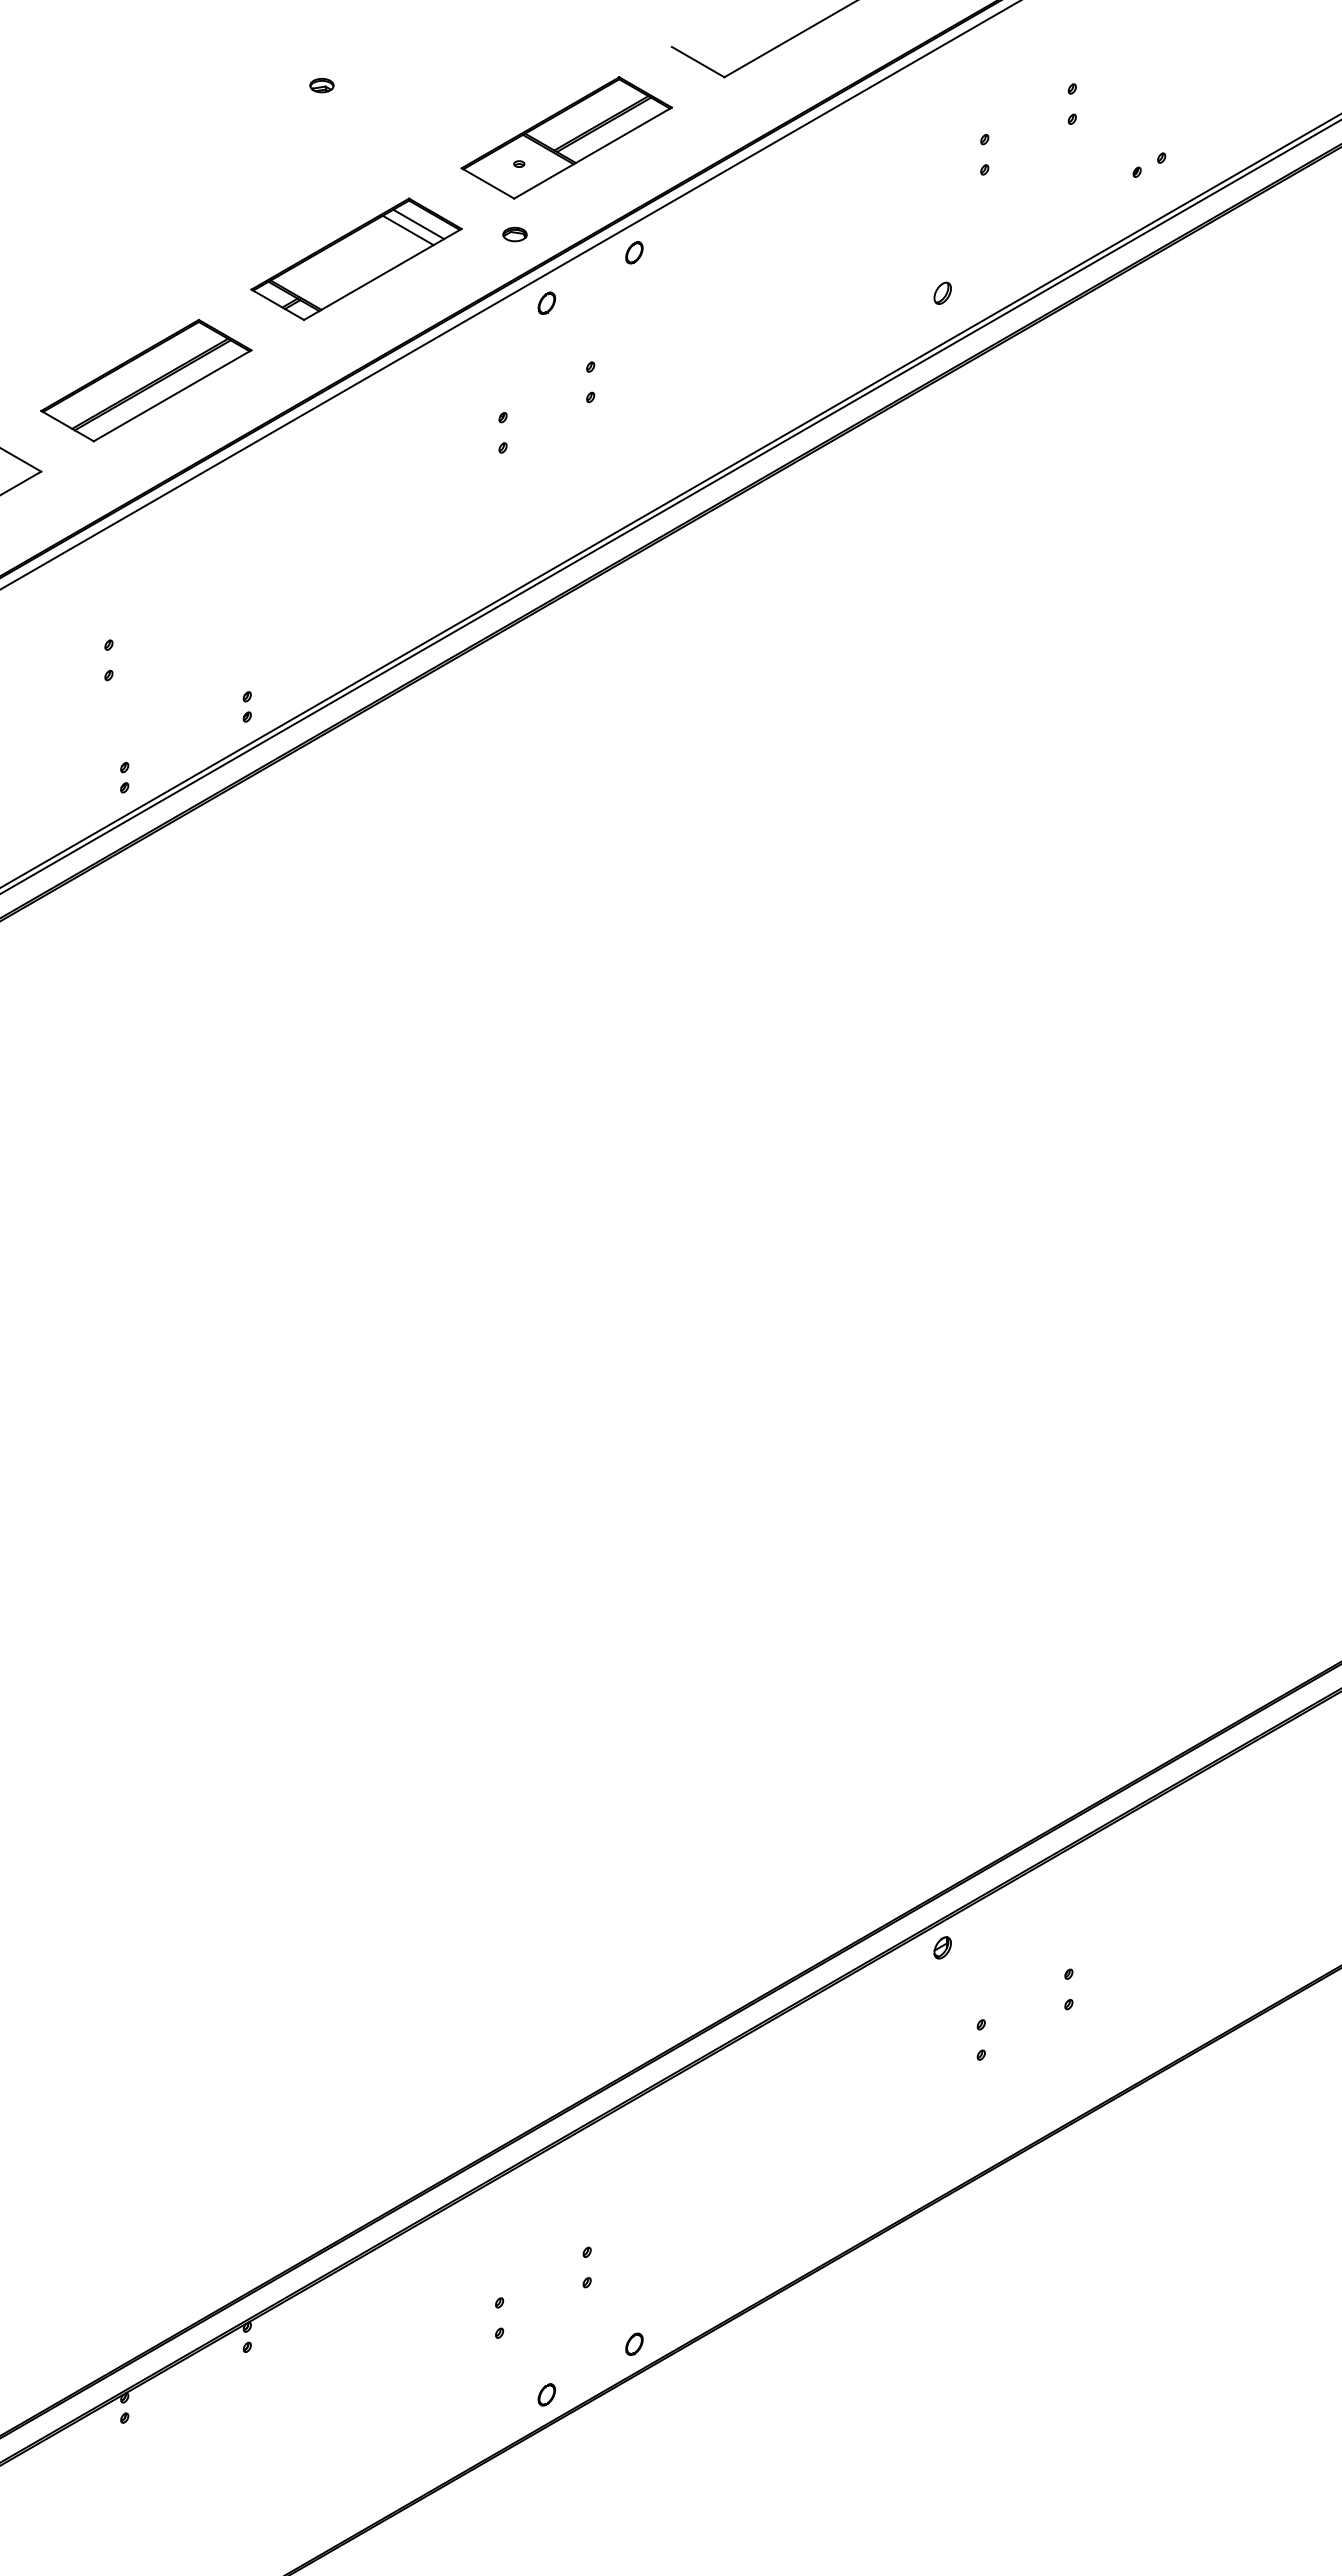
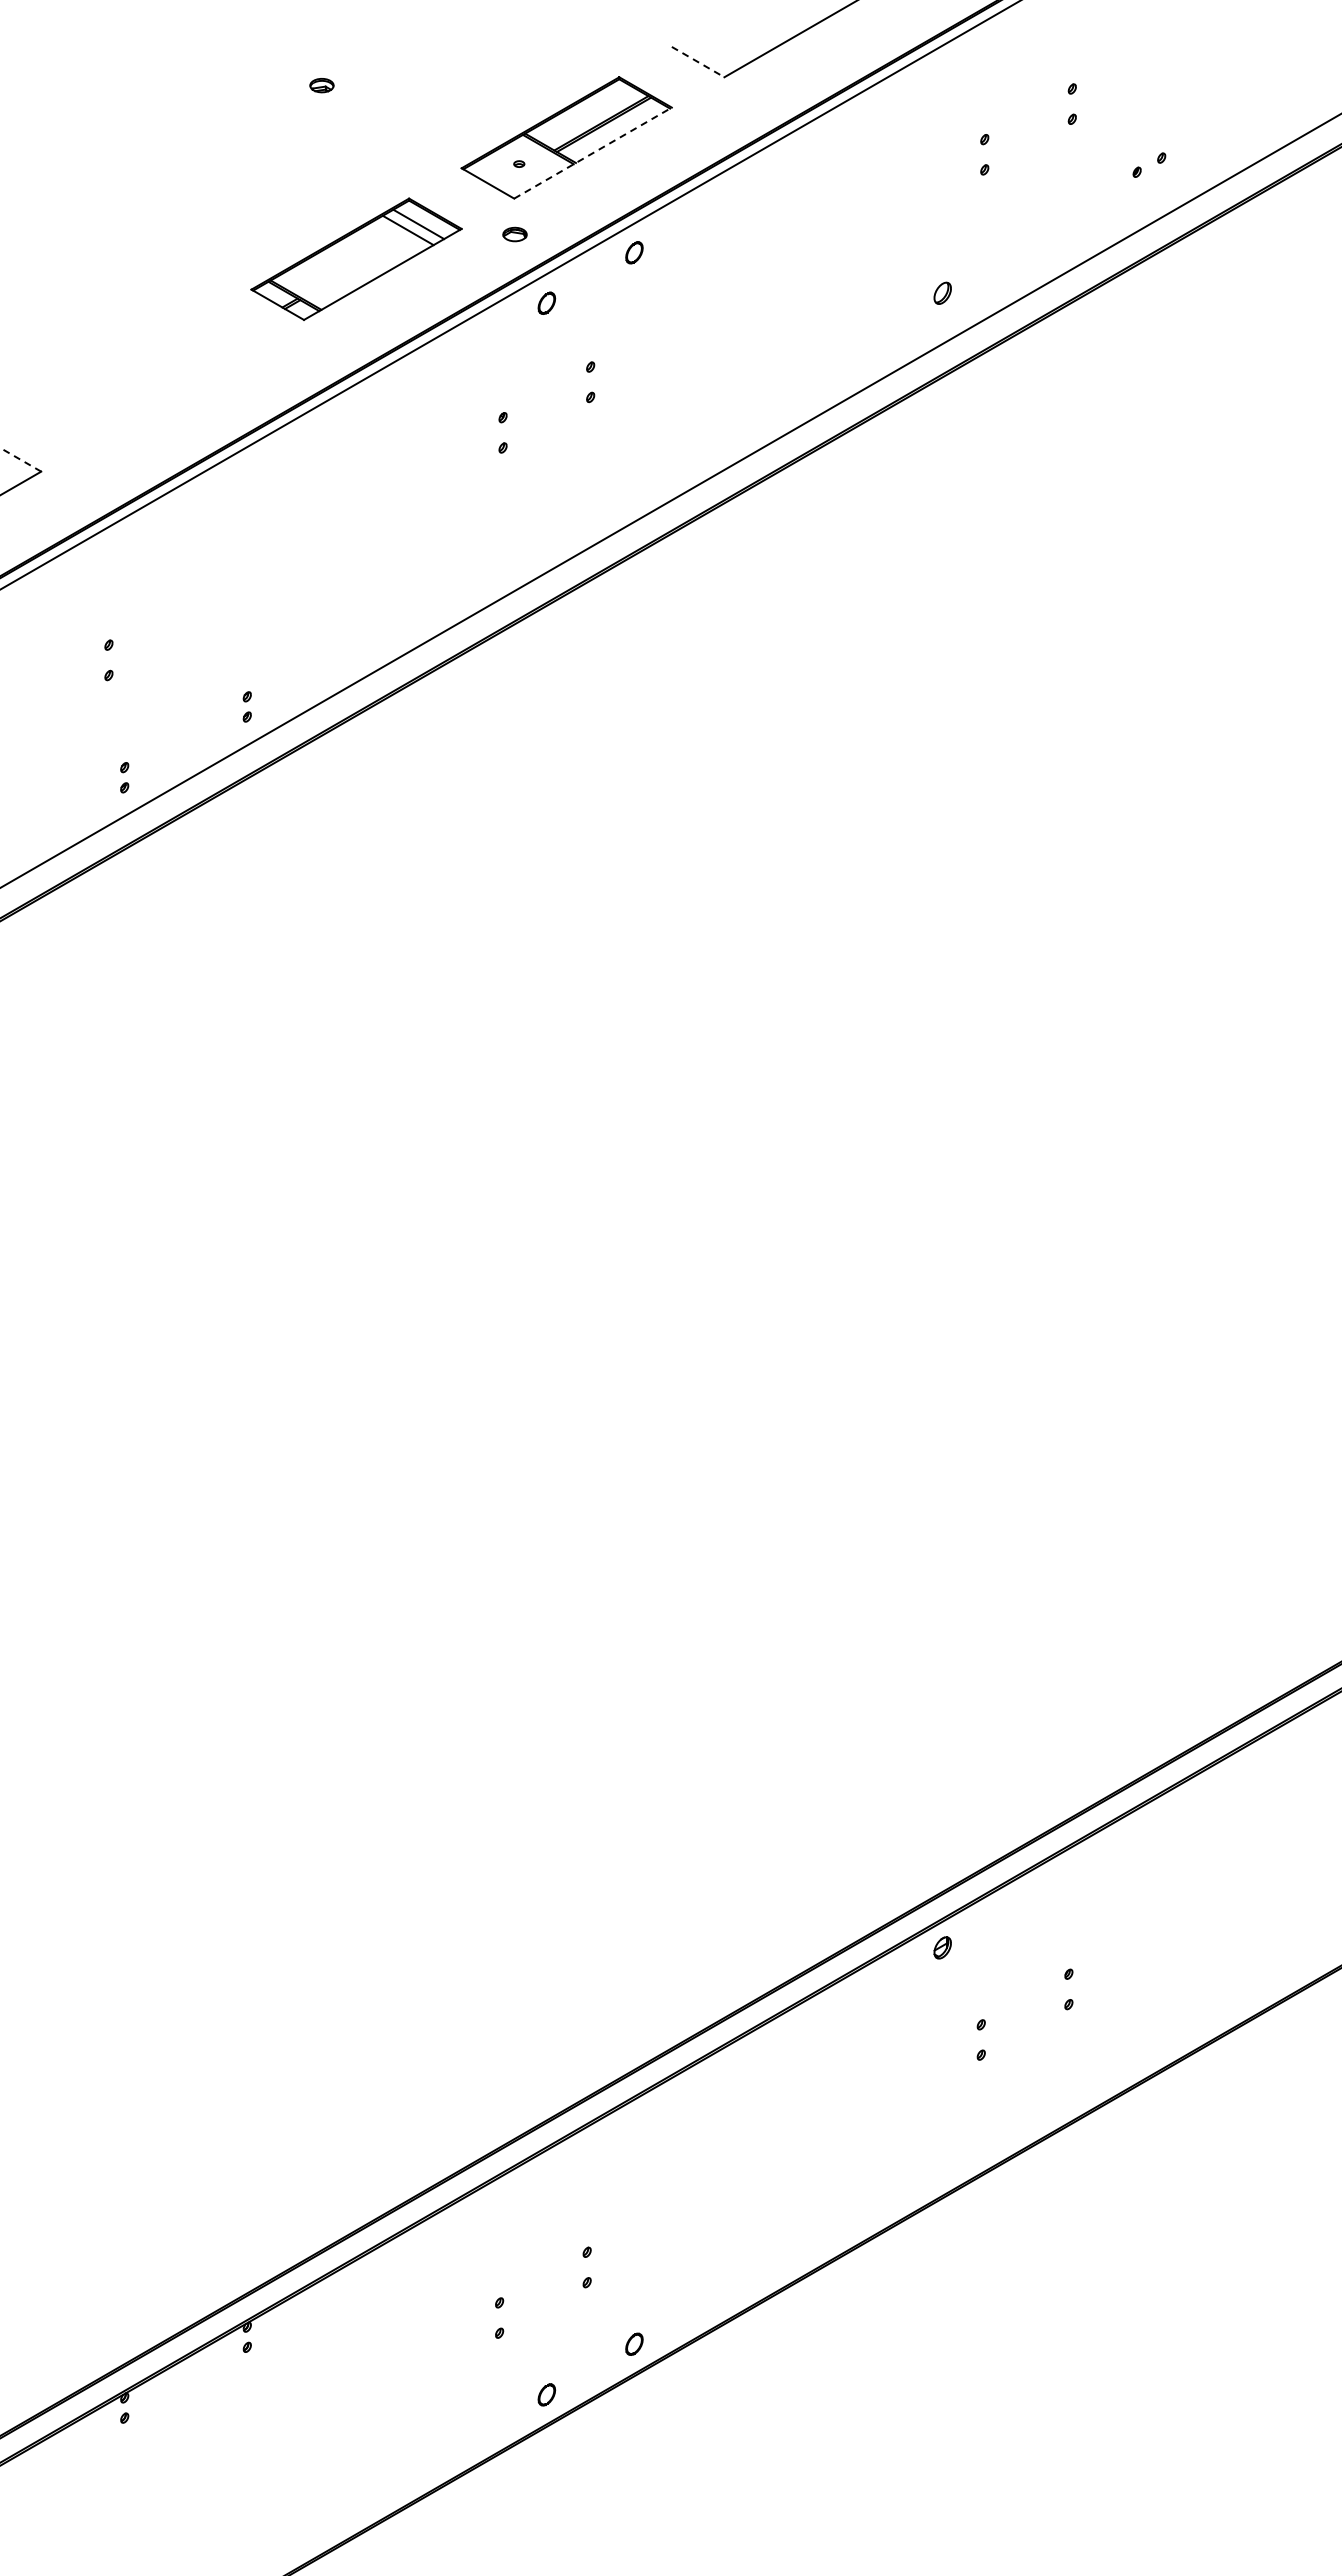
line: solid -> dashed (698, 62)
line: solid -> dashed (593, 152)
part: present -> none (146, 380)
line: solid -> dashed (20, 459)
line: present -> none (670, 506)
